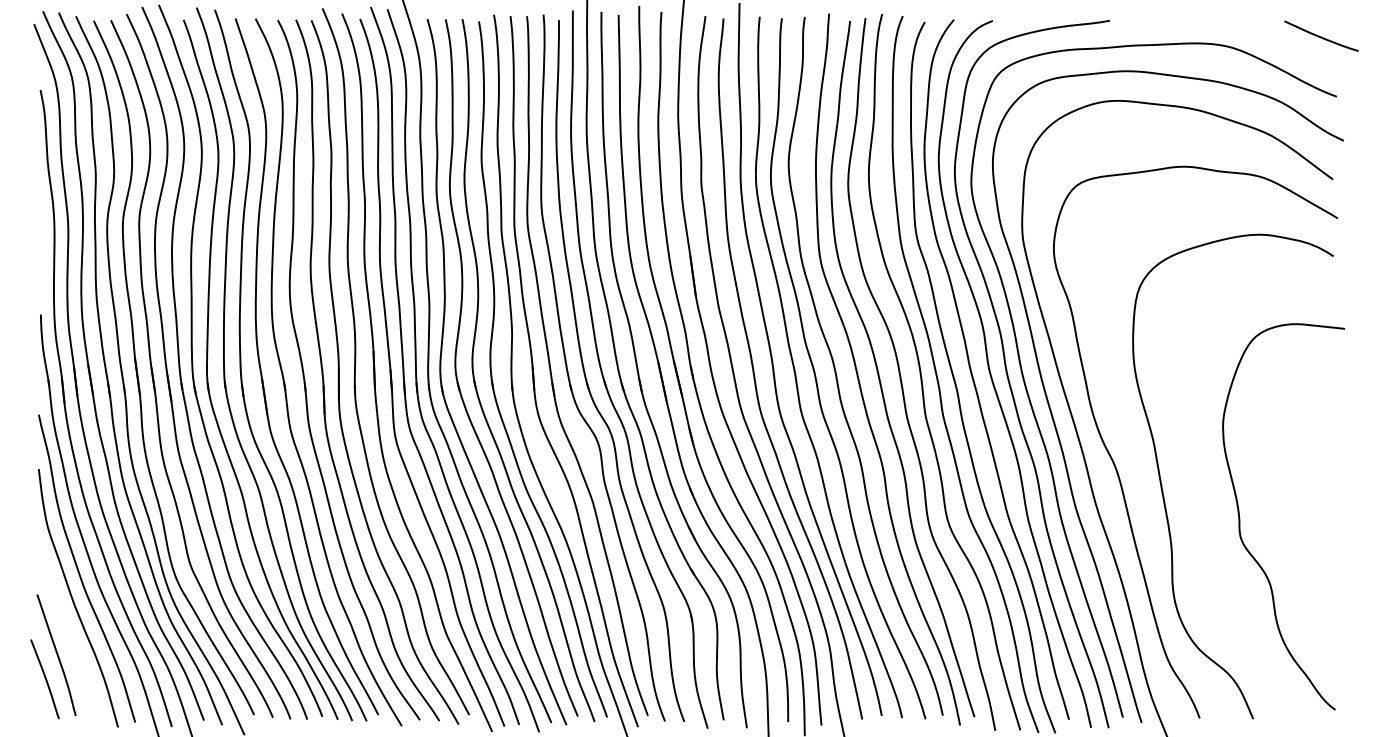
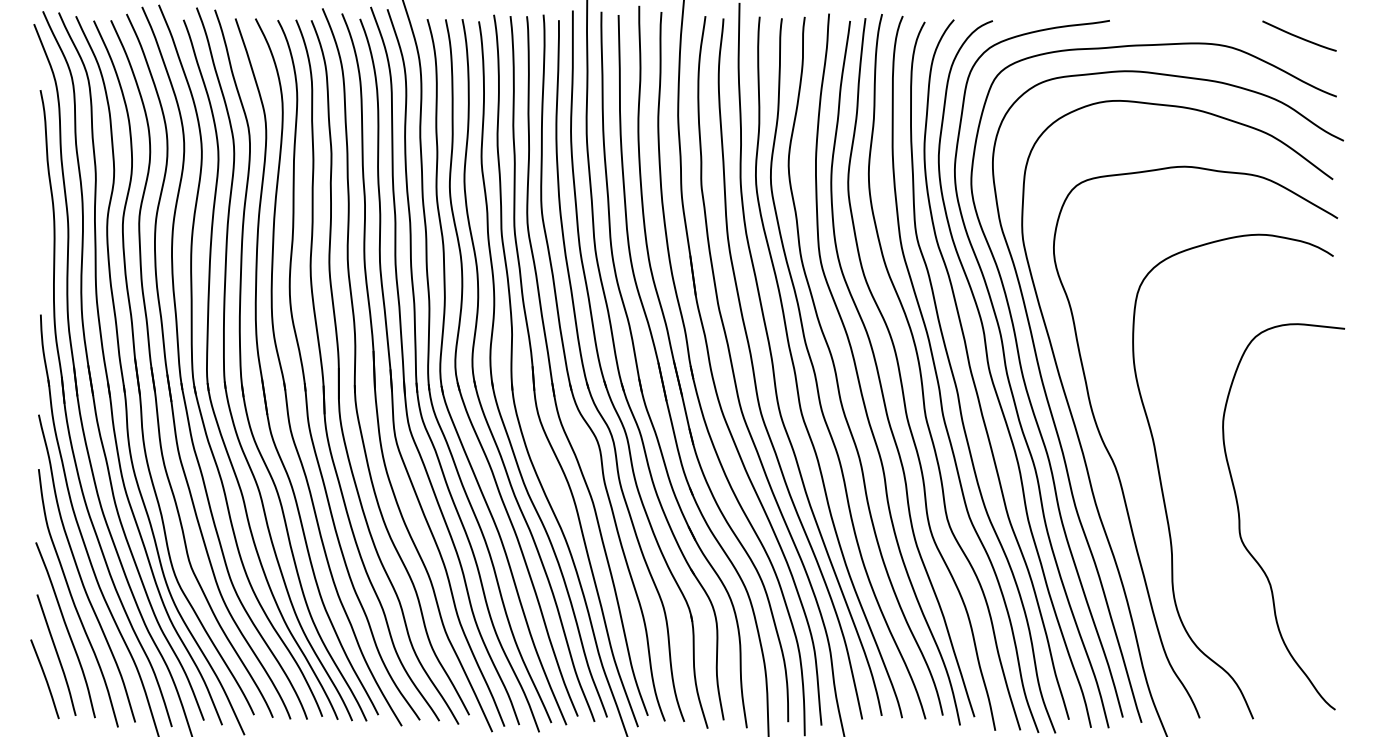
curve position: (1321, 36) -> (1299, 36) (1299, 36)
curve: none -> present (66, 630)
